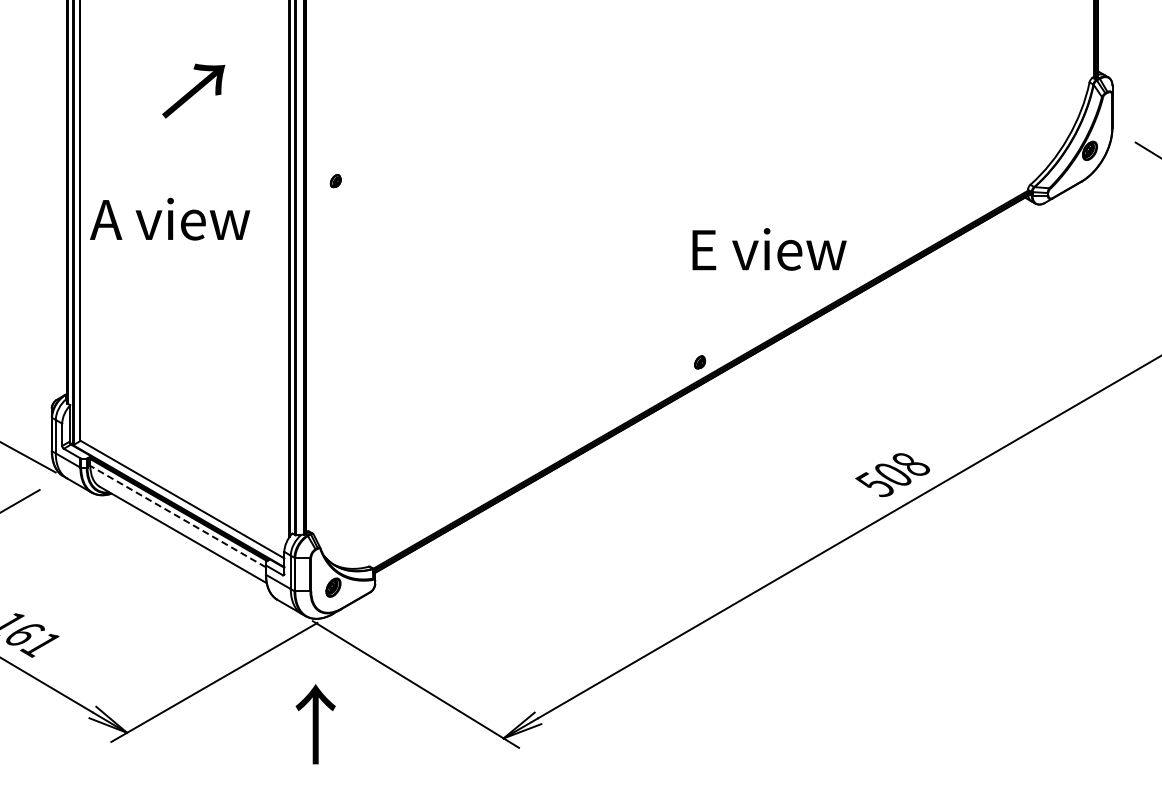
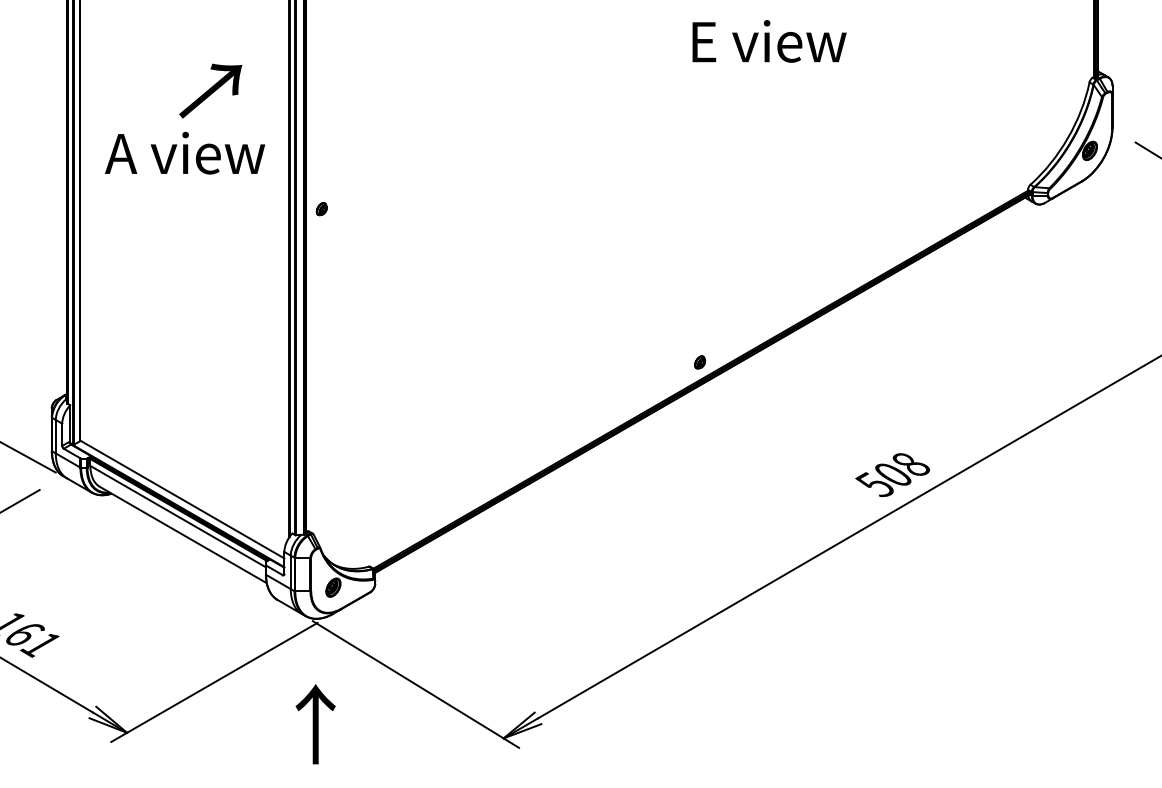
text position: (193, 90) -> (210, 90) (210, 90)
part position: (335, 181) -> (321, 209) (321, 209)
text position: (170, 218) -> (185, 152) (185, 152)
text position: (769, 249) -> (769, 41) (769, 41)
line: dashed -> solid (177, 516)
